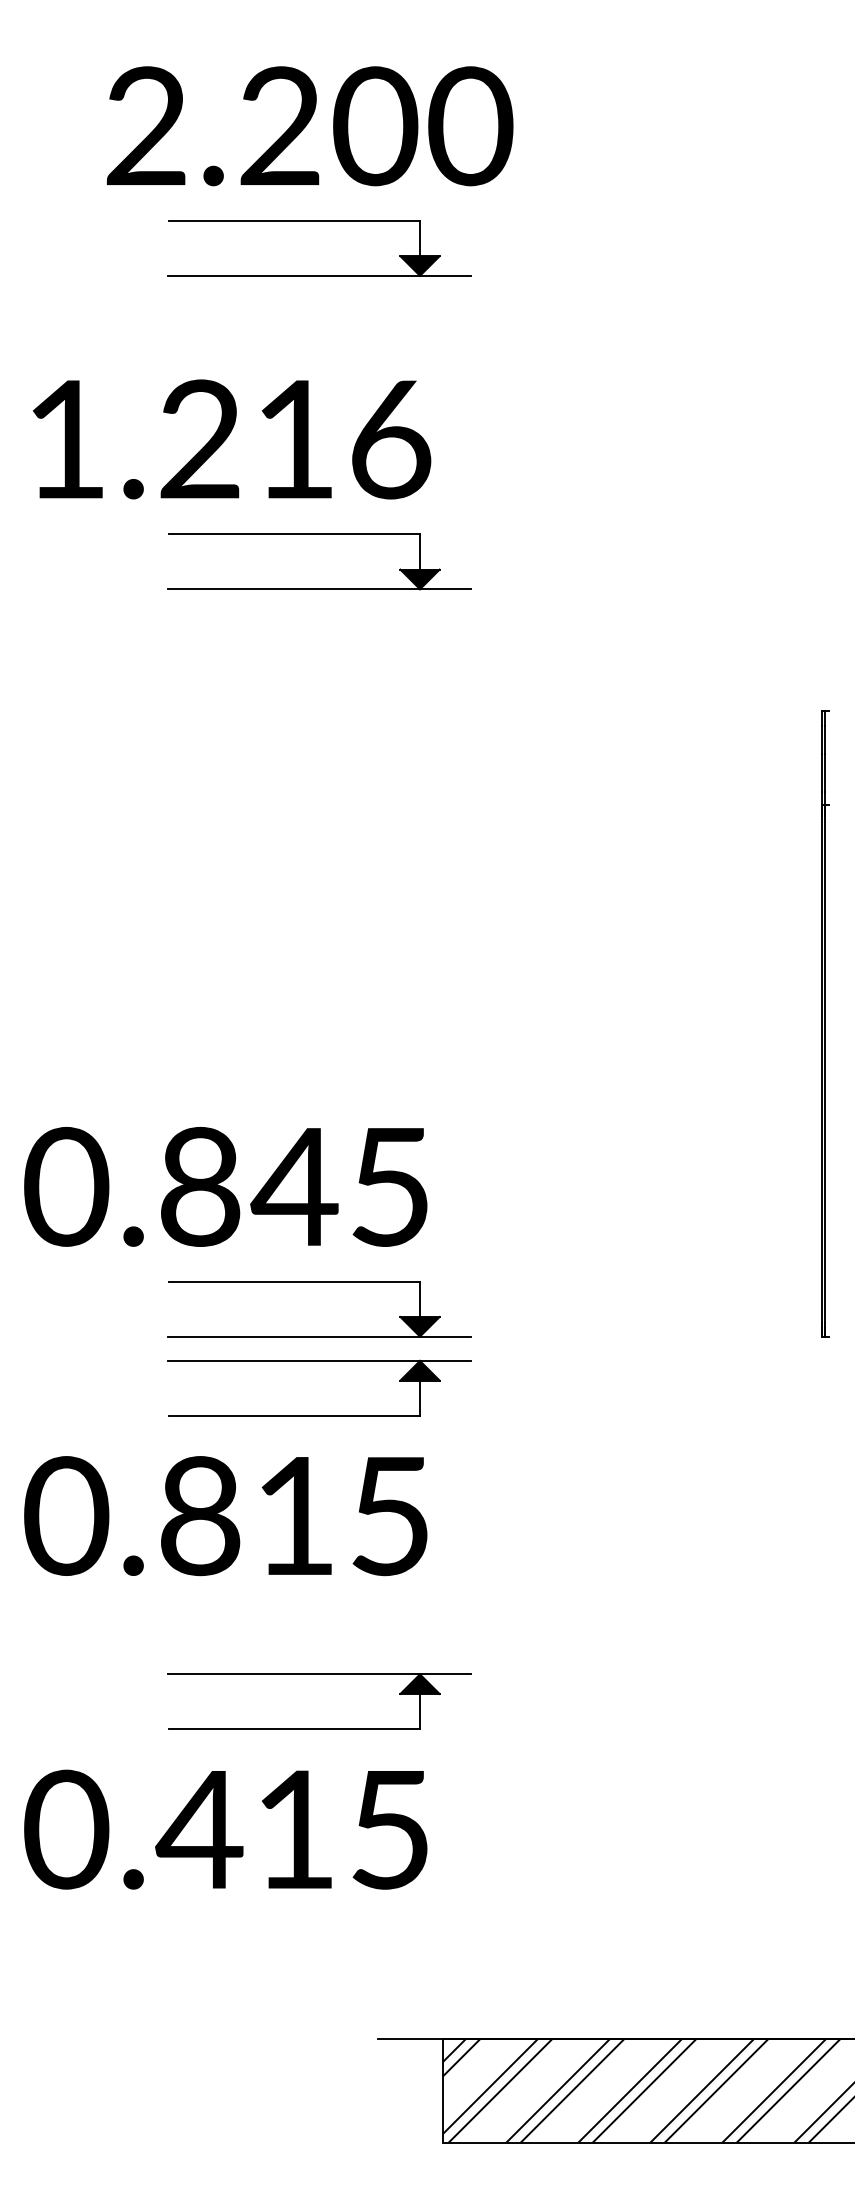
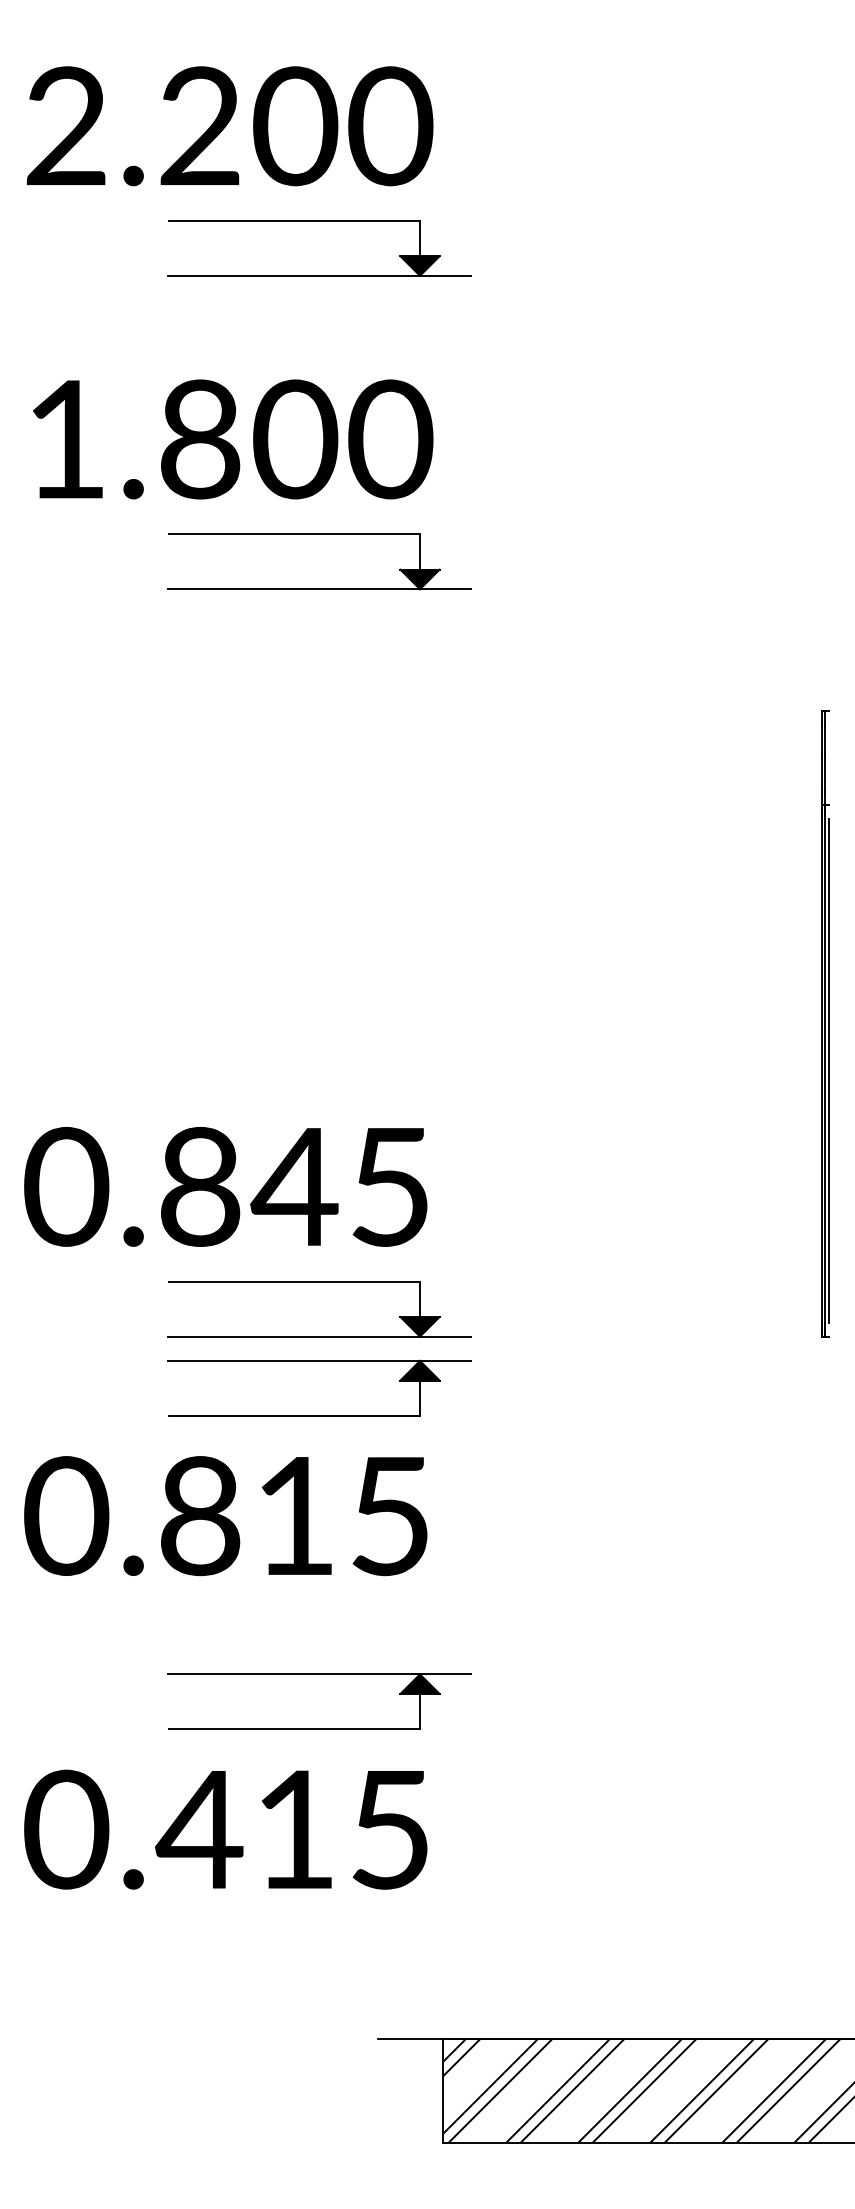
text position: (310, 126) -> (230, 126) (230, 126)
text: 1.216 -> 1.800 (296, 439)
line: none -> present (829, 1070)
